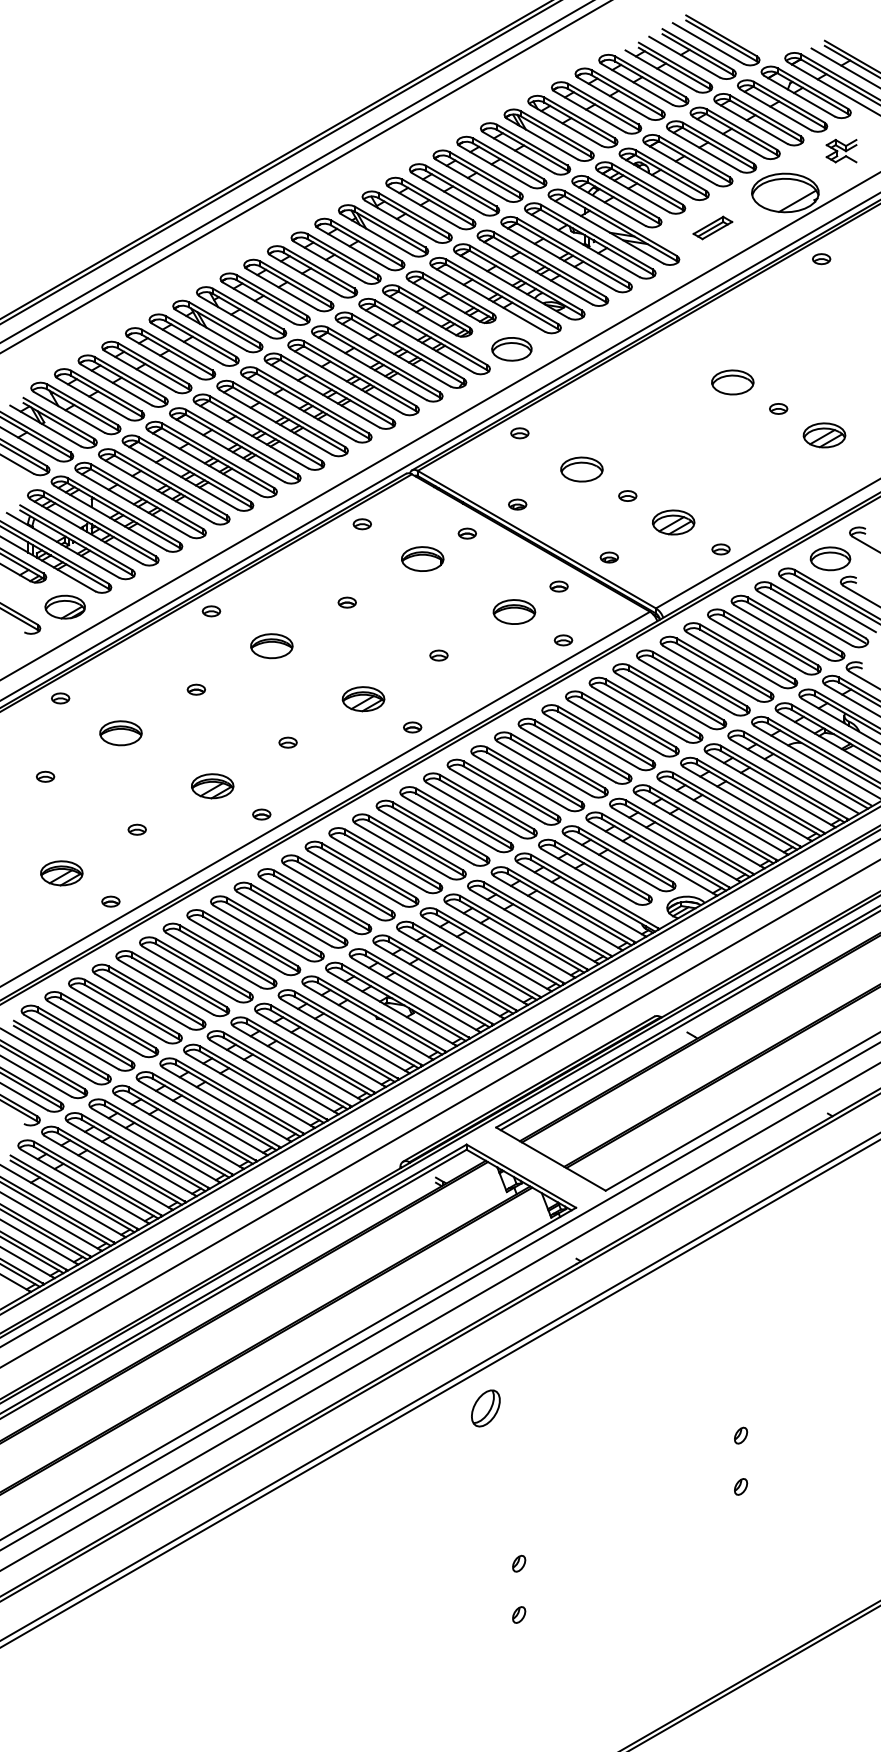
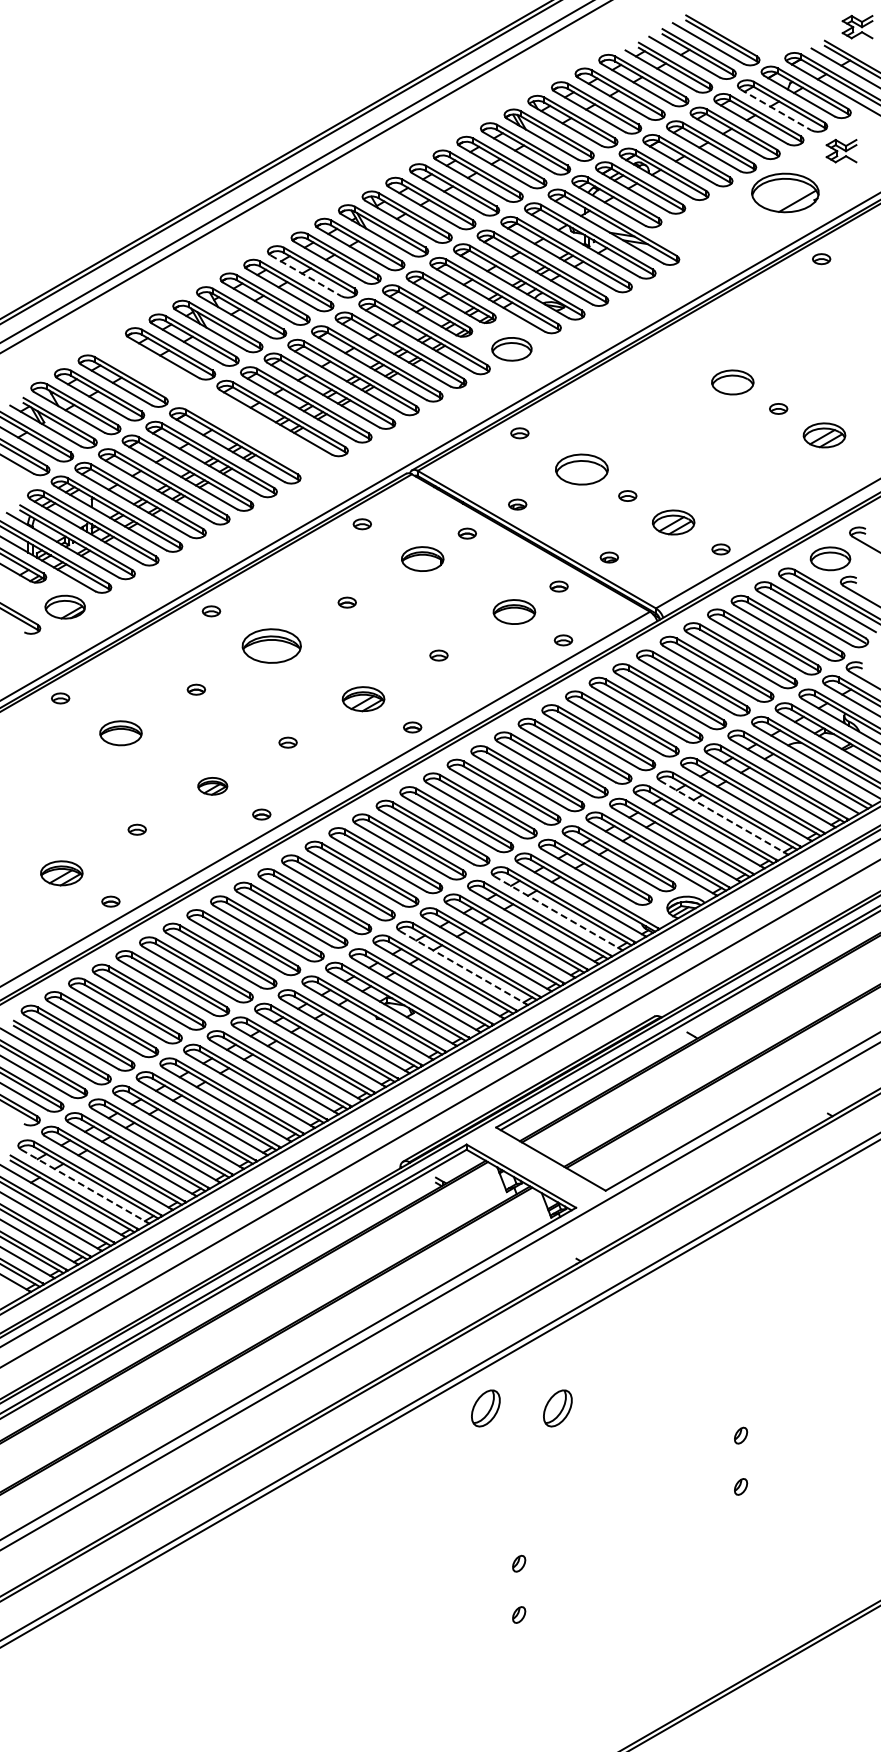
part: none -> present (857, 26)
line: solid -> dashed (775, 109)
part: present -> none (712, 227)
line: solid -> dashed (305, 275)
part: present -> none (213, 405)
line: present -> none (439, 426)
part size: 44x27 px -> 54x33 px (581, 469)
part size: 44x27 px -> 61x36 px (271, 645)
part: present -> none (45, 776)
part size: 44x27 px -> 32x19 px (212, 786)
line: solid -> dashed (723, 817)
line: solid -> dashed (558, 913)
line: solid -> dashed (463, 967)
line: solid -> dashed (84, 1186)
line: present -> none (439, 1316)
part: none -> present (557, 1408)
